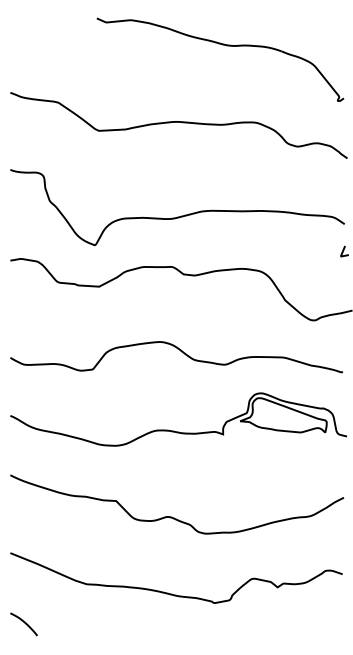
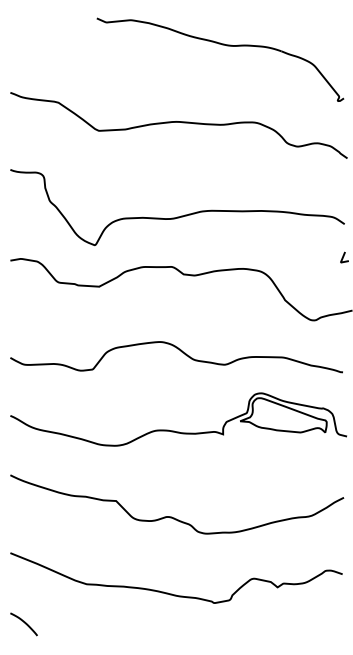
line position: (344, 250) -> (344, 256) (344, 256)
